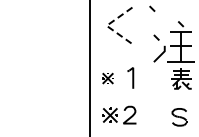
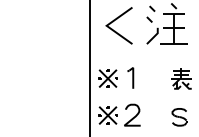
line: dashed -> solid (106, 25)
part position: (173, 41) -> (166, 23) (166, 23)
part size: 12x13 px -> 20x19 px (107, 78)
part size: 35x20 px -> 43x24 px (119, 114)
